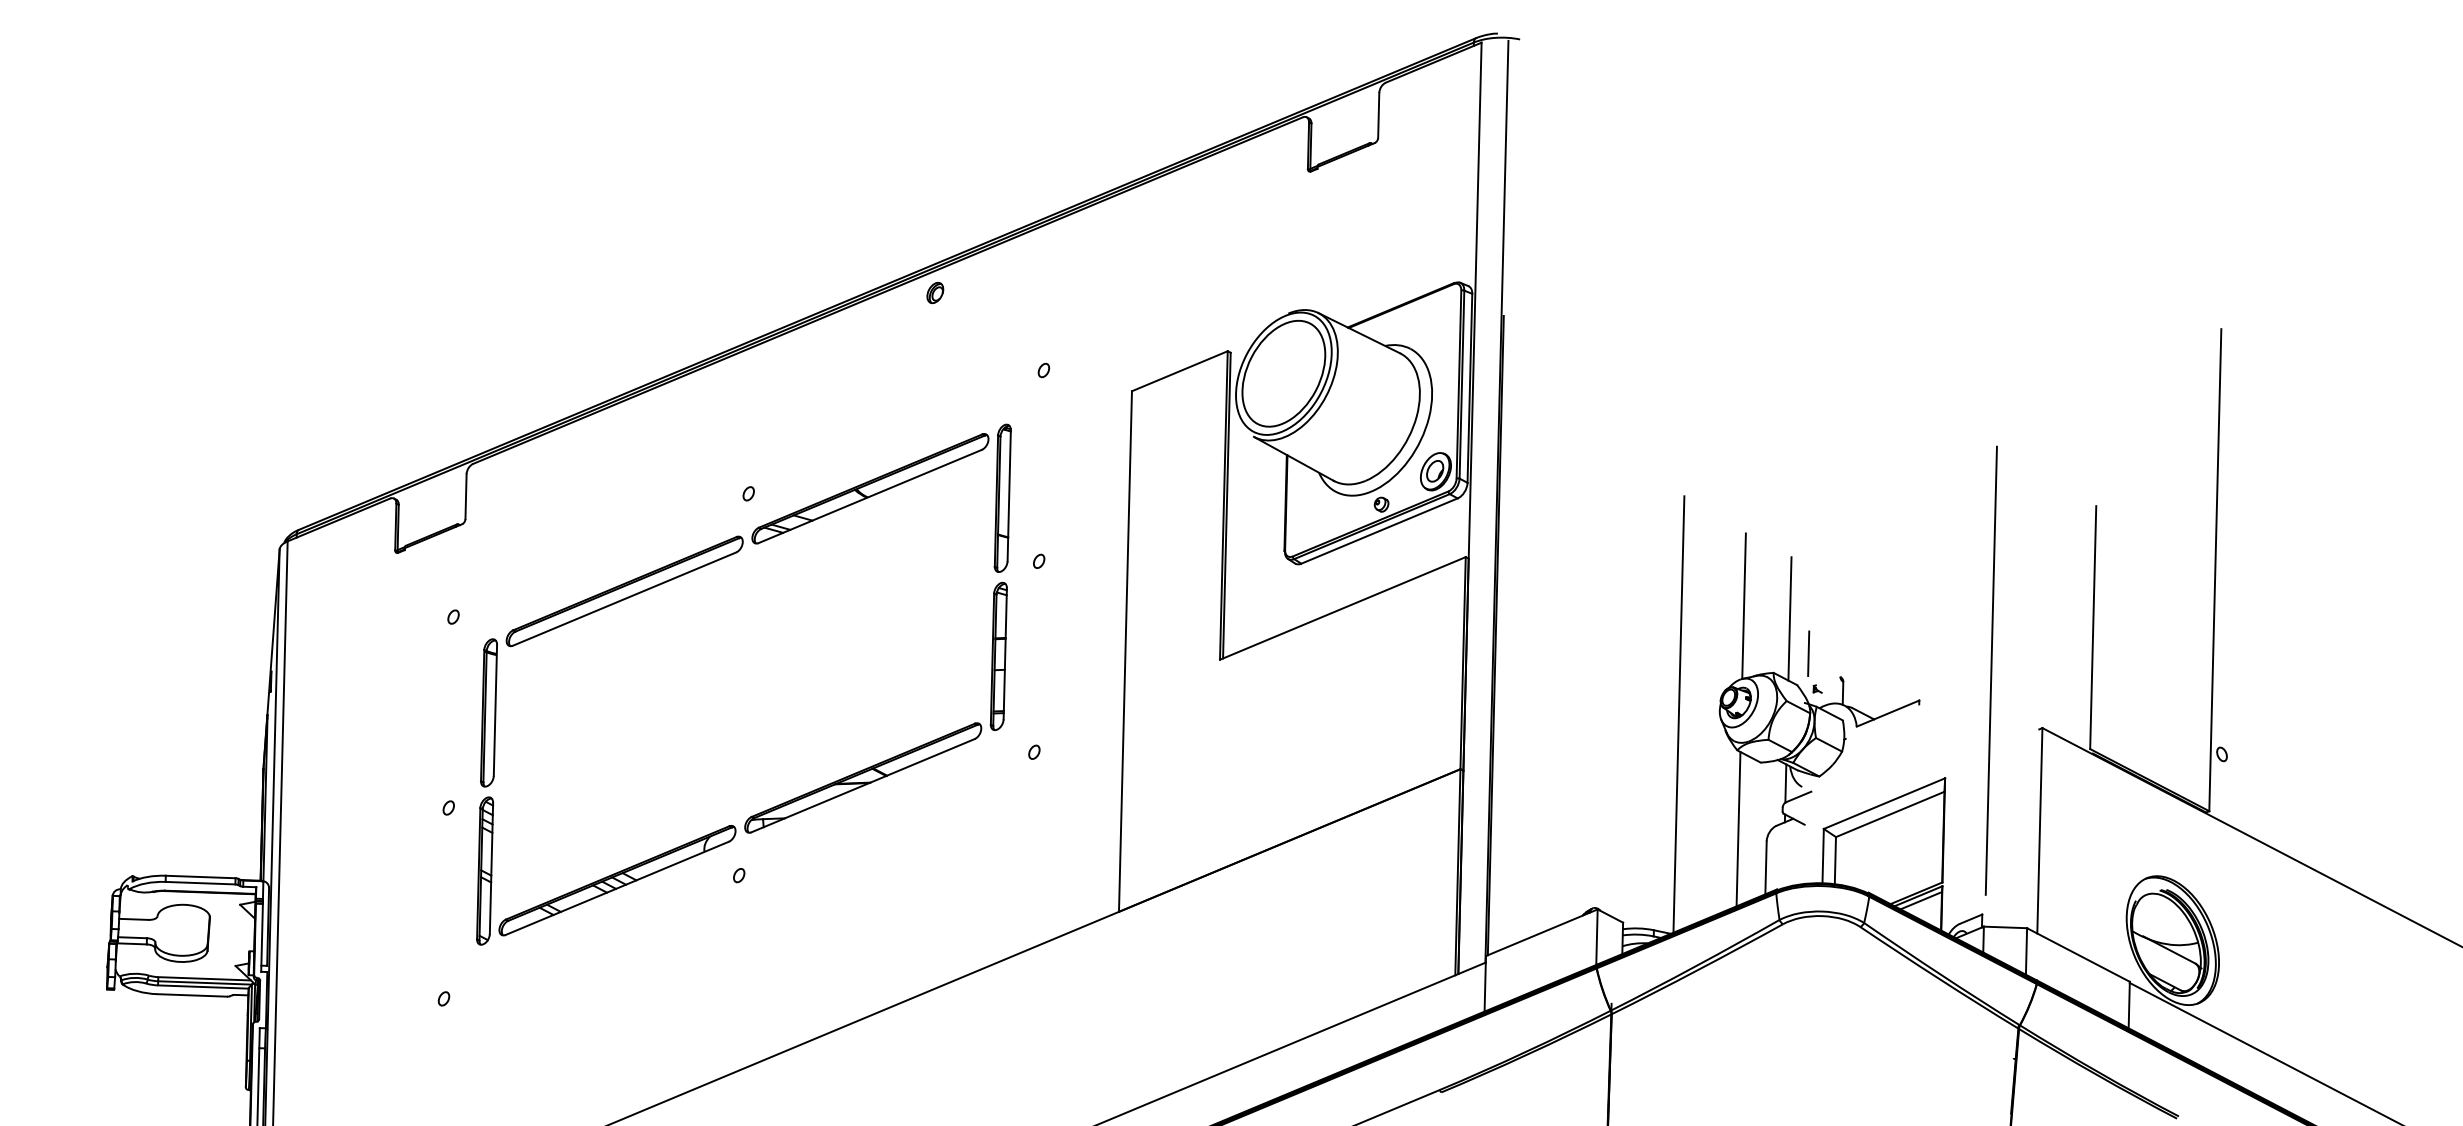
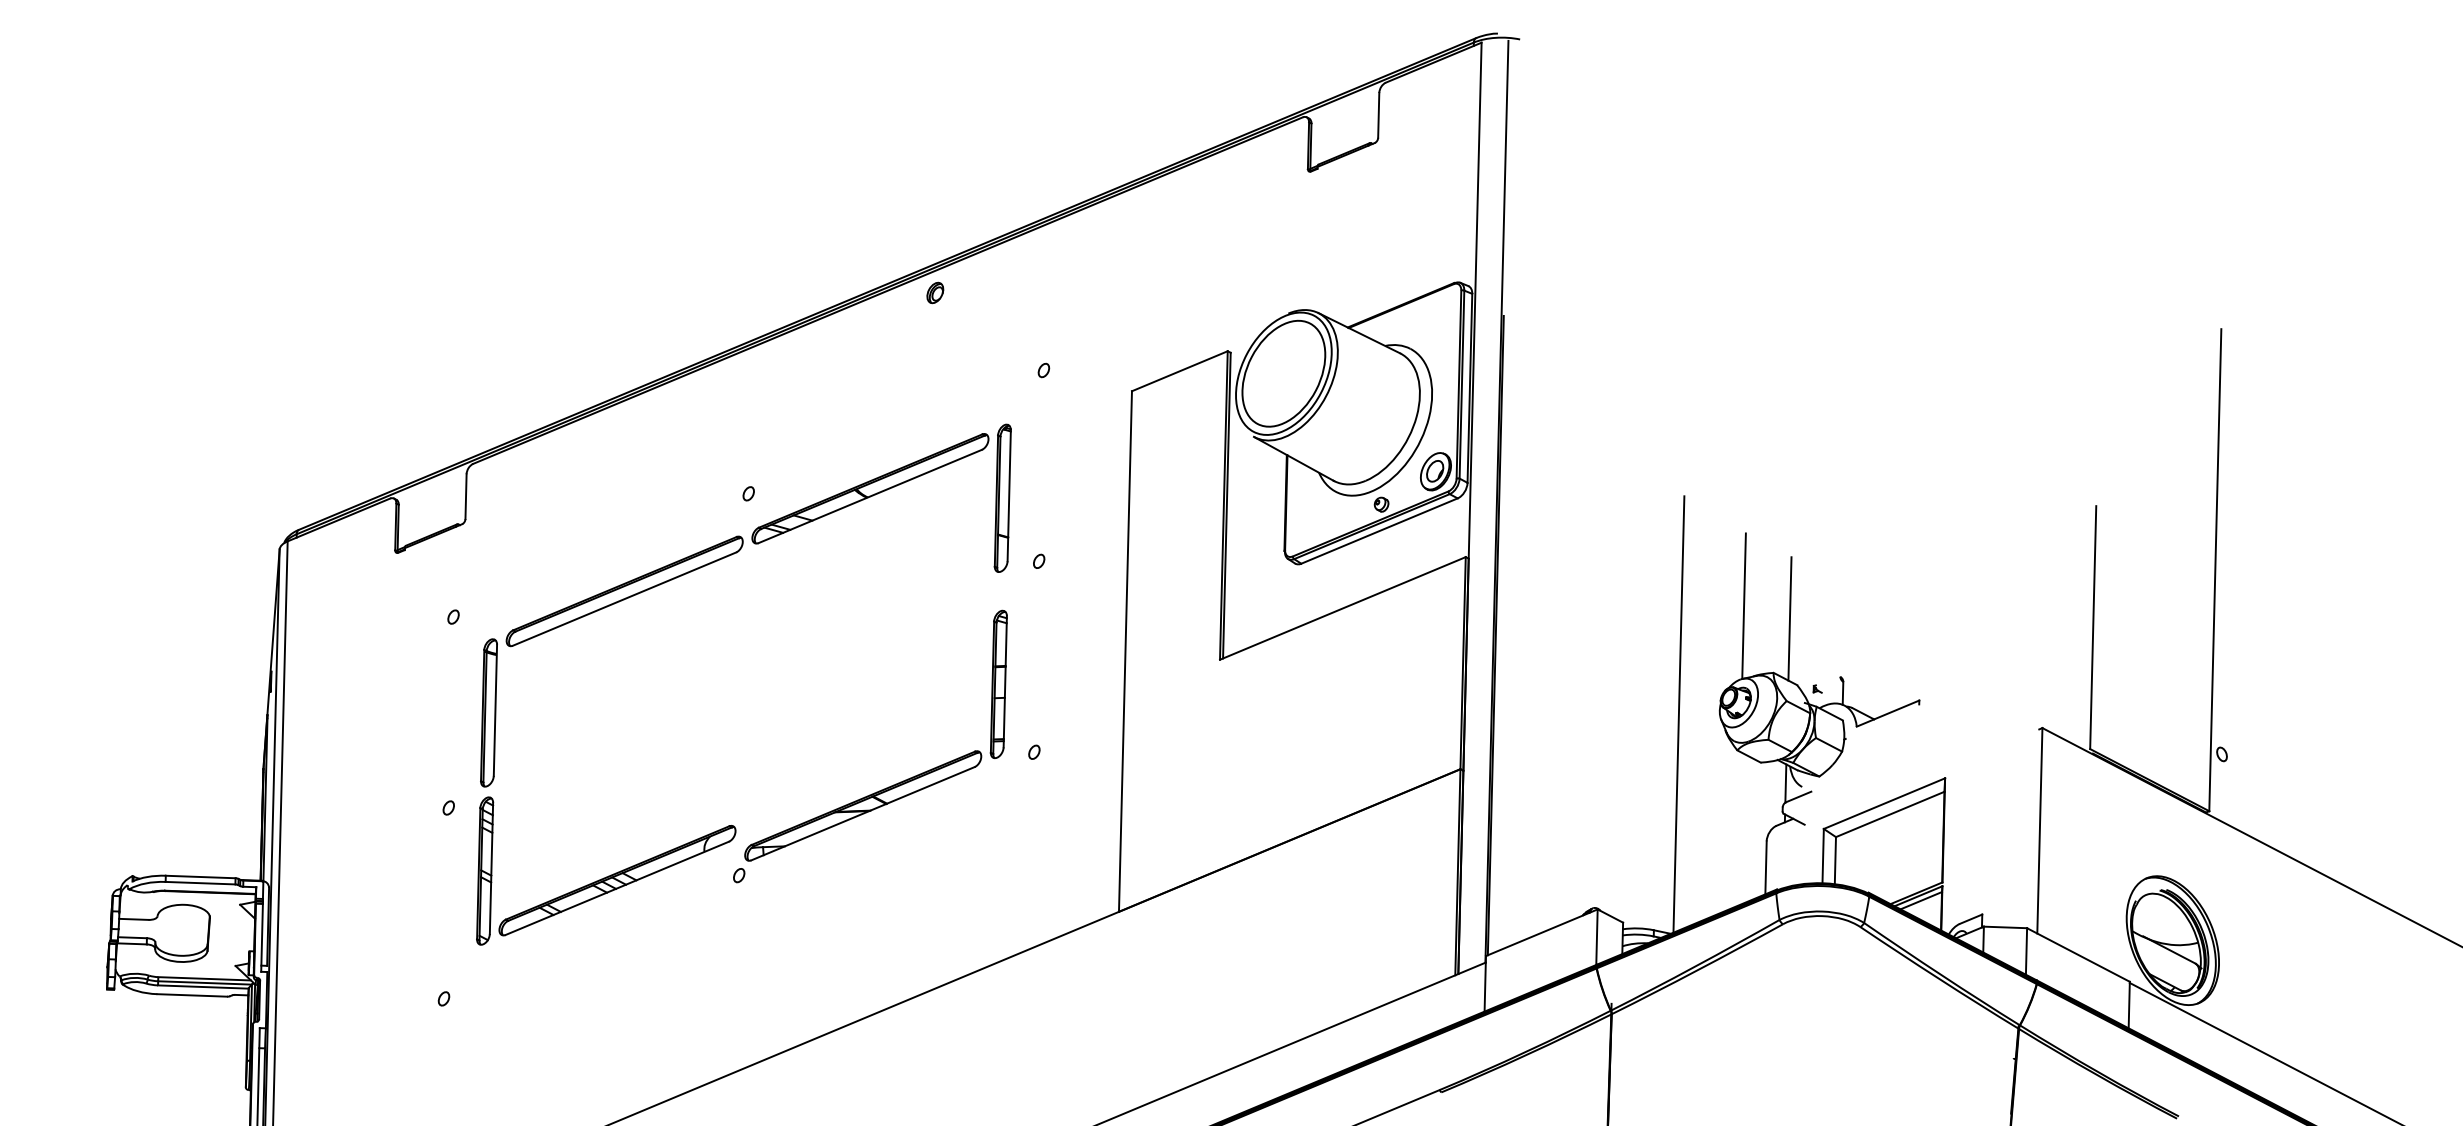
line: present -> none (1808, 653)
line: present -> none (1990, 670)
part position: (895, 755) -> (895, 783) (895, 783)
line: present -> none (1738, 829)
